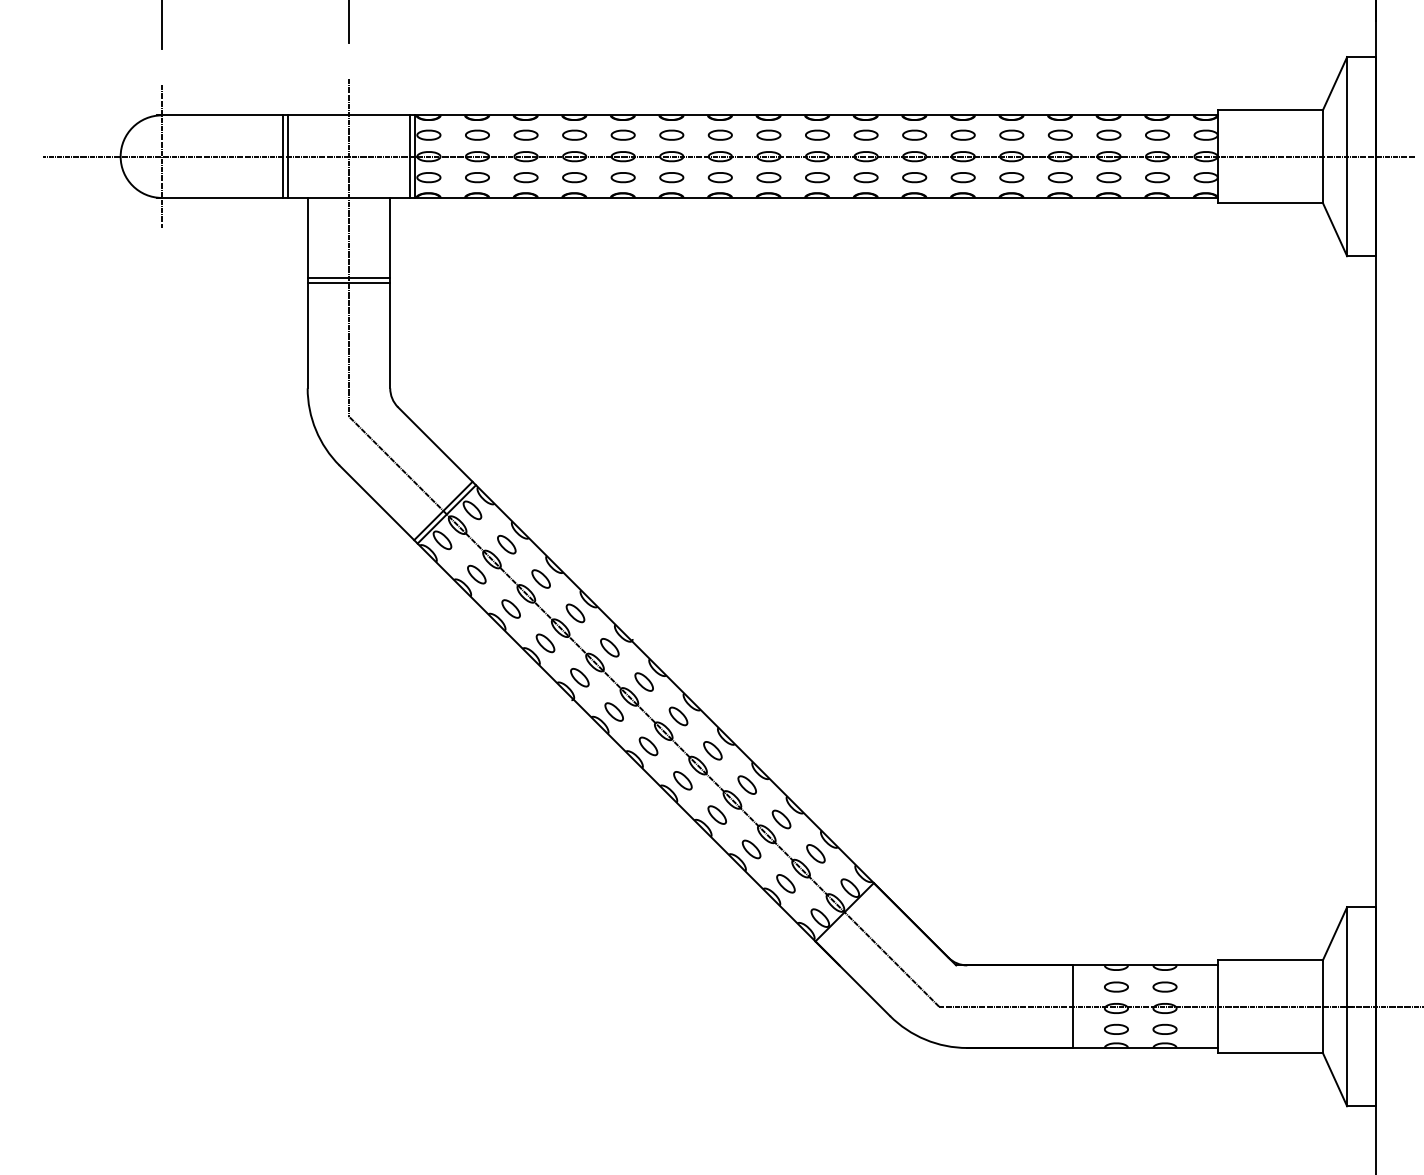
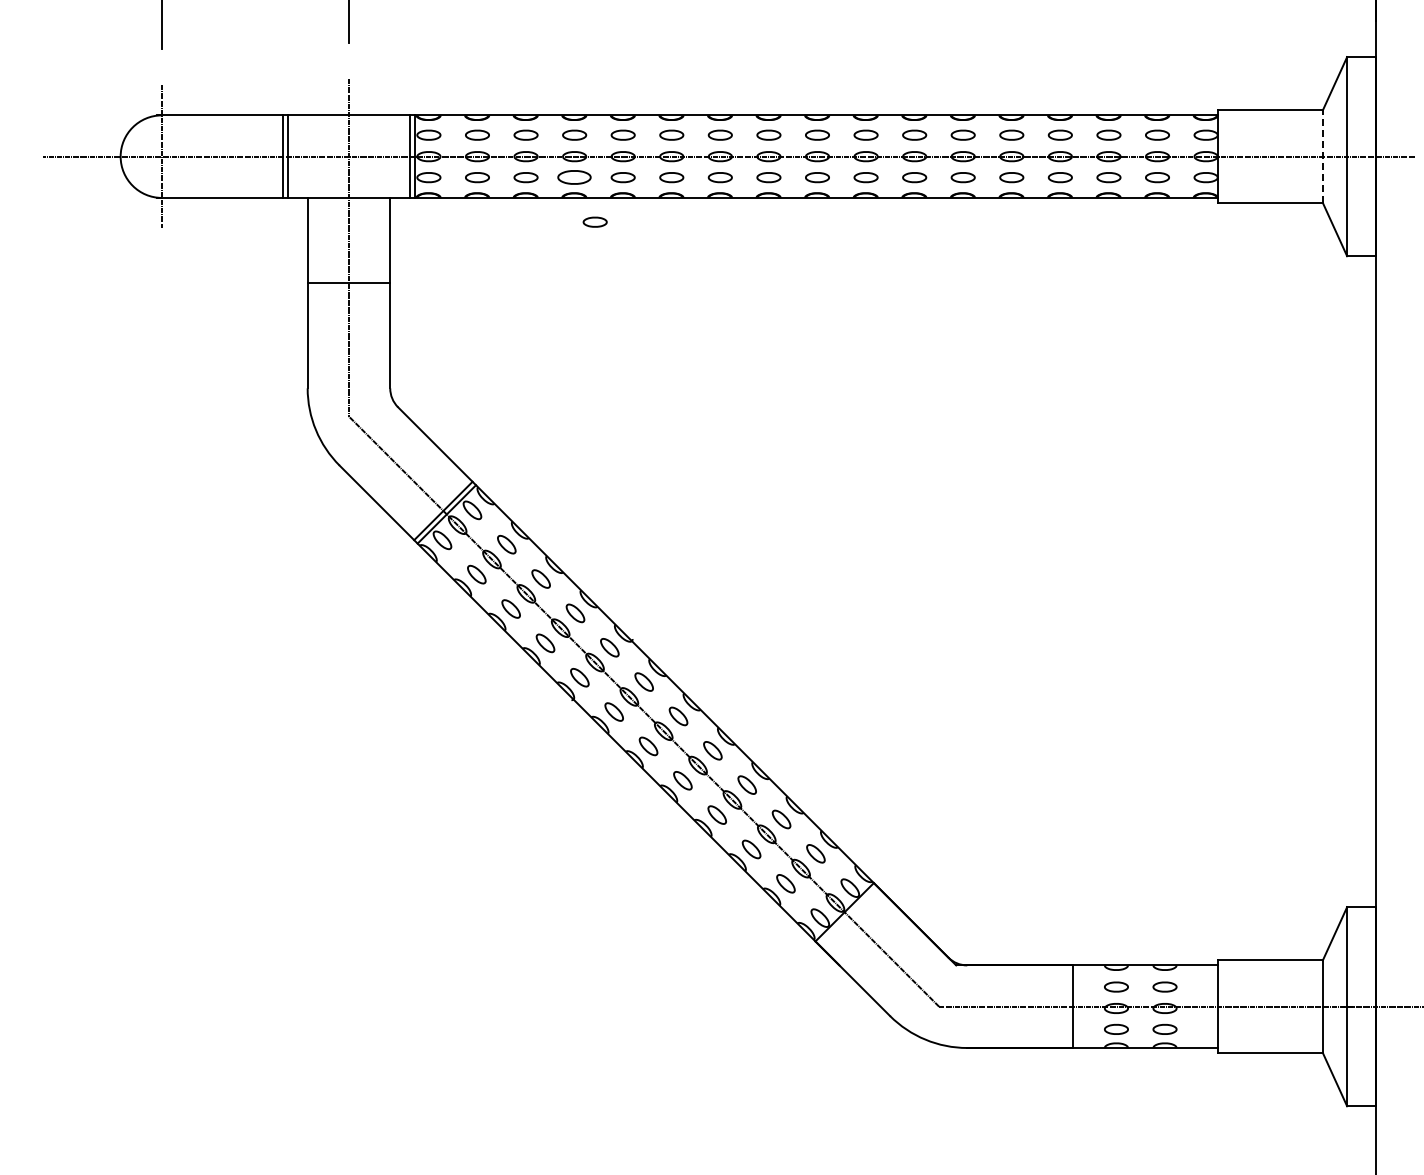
line: solid -> dashed (1322, 156)
part size: 26x12 px -> 35x15 px (574, 177)
part: none -> present (594, 221)
line: present -> none (348, 278)
